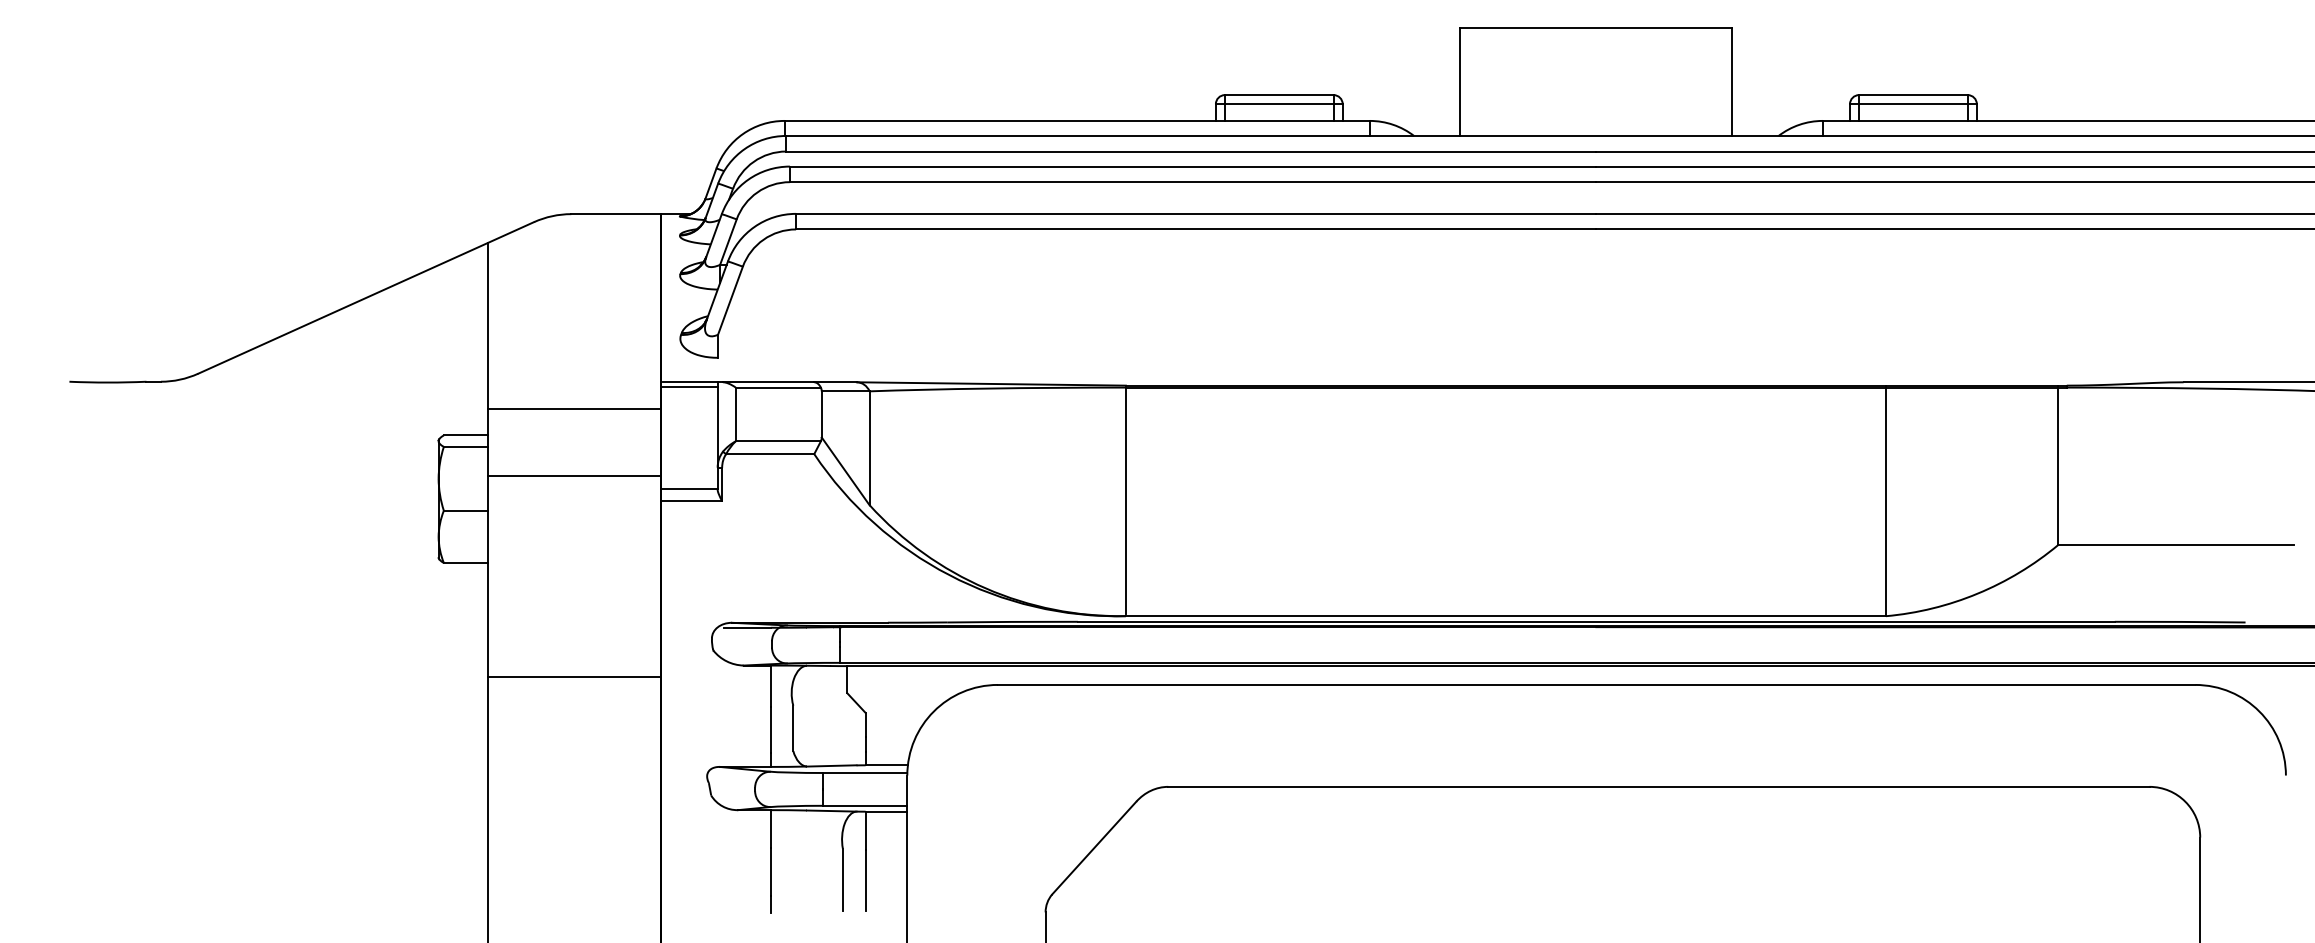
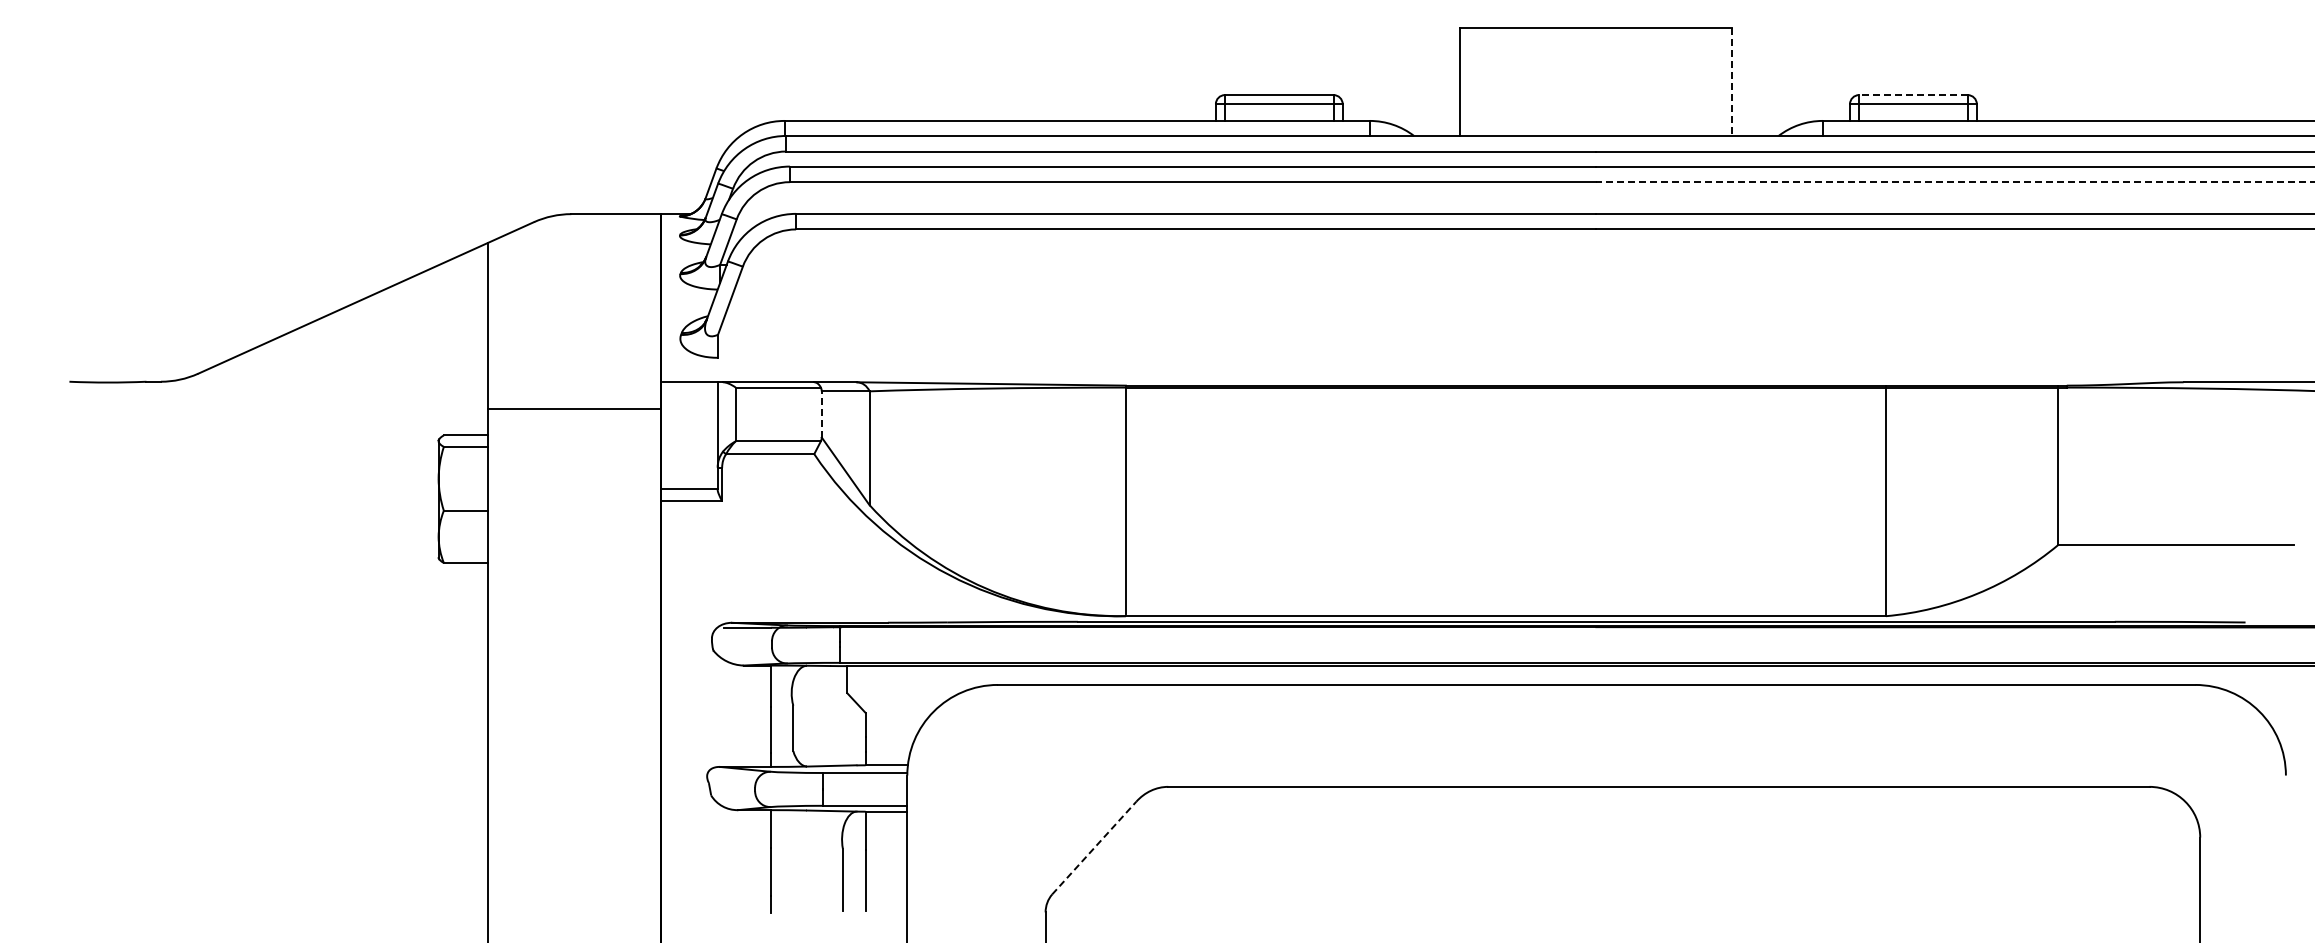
line: solid -> dashed (1732, 82)
line: solid -> dashed (1912, 95)
line: solid -> dashed (1955, 182)
line: present -> none (688, 387)
line: solid -> dashed (821, 413)
line: present -> none (574, 475)
line: present -> none (574, 677)
line: solid -> dashed (1094, 848)
